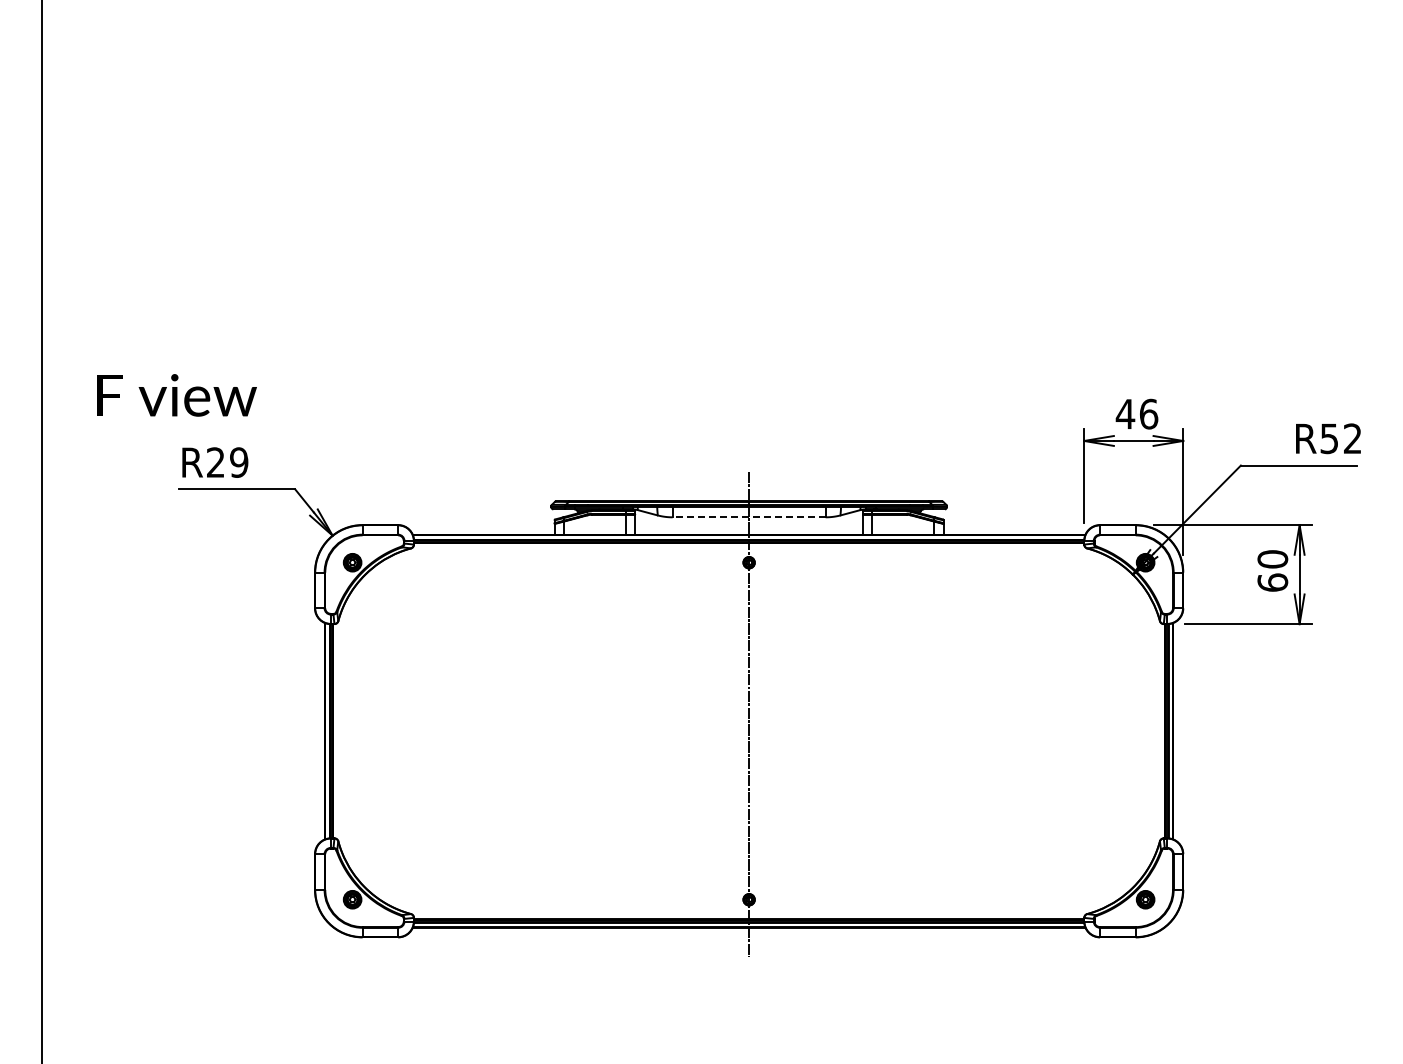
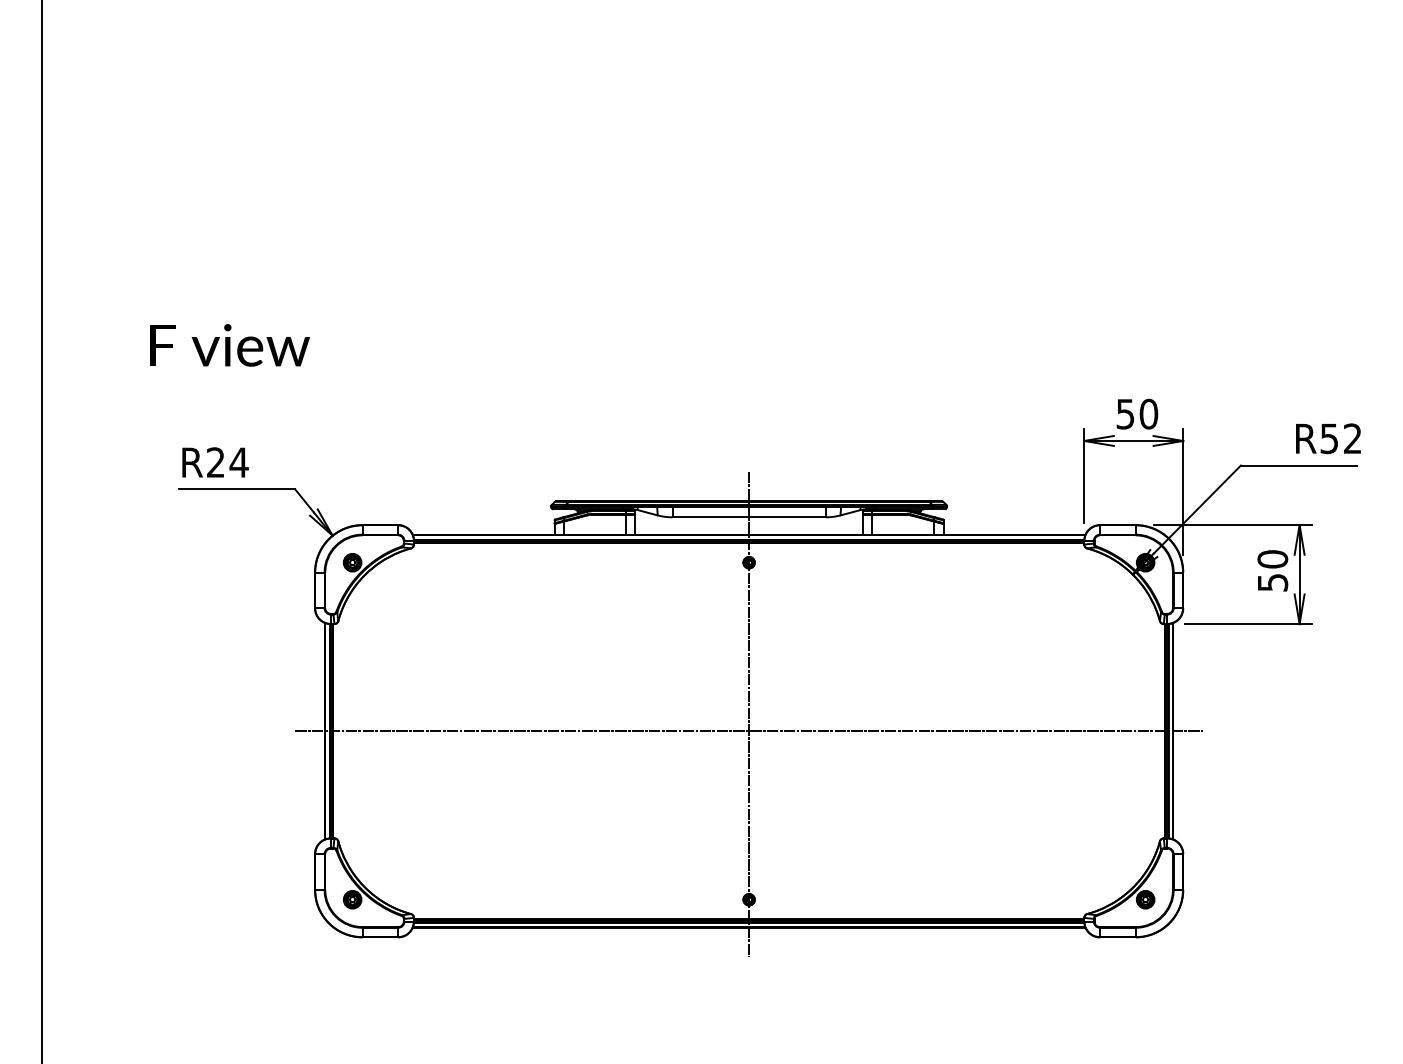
text position: (176, 395) -> (229, 345) (229, 345)
text: 46 -> 50 (1136, 413)
text: R29 -> R24 (238, 462)
line: dashed -> solid (748, 517)
text: 60 -> 50 (1272, 582)
line: none -> present (748, 731)
